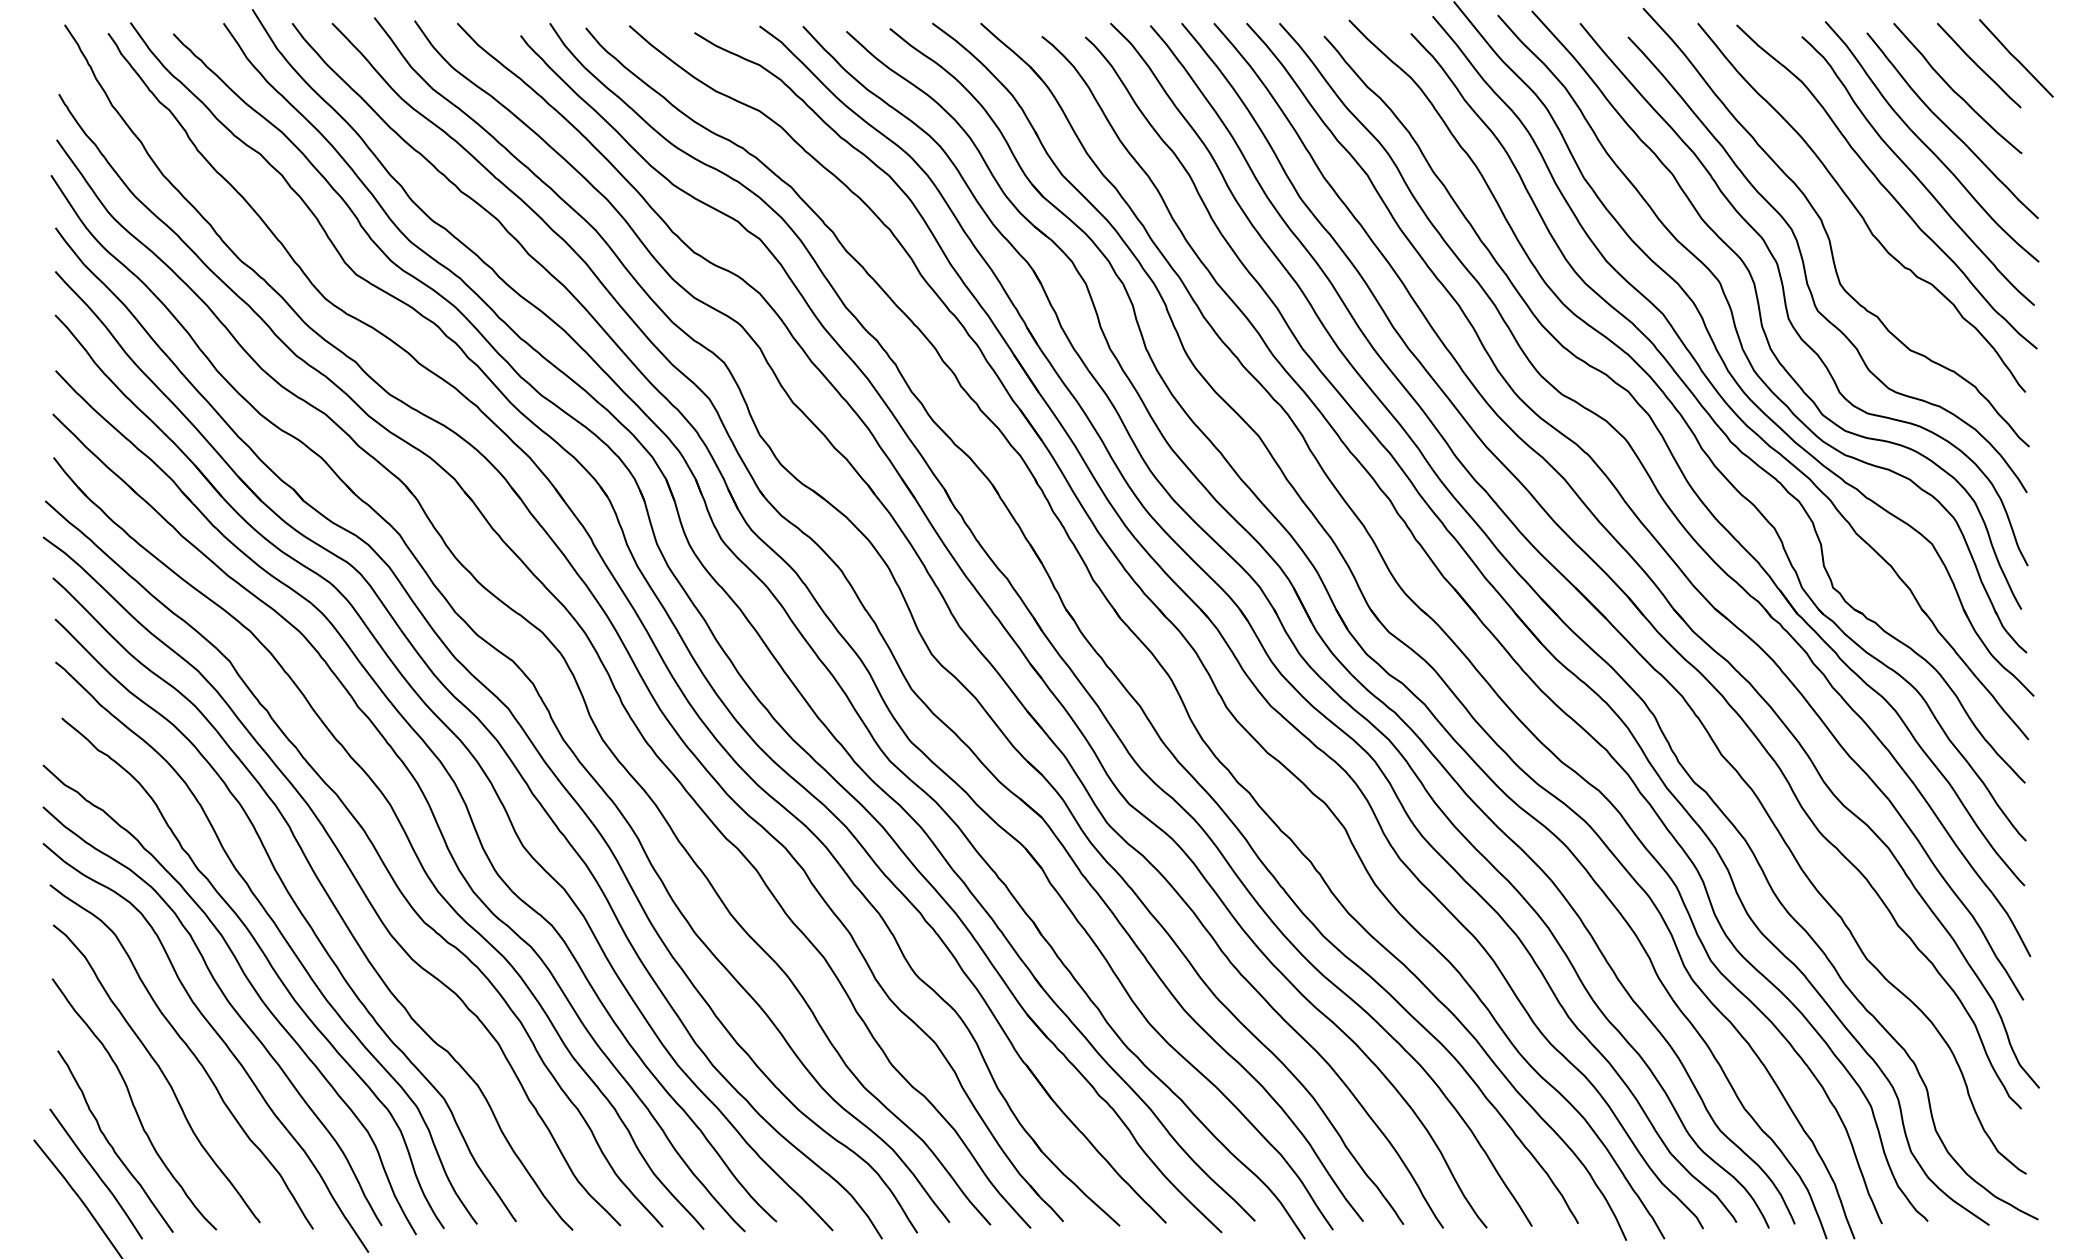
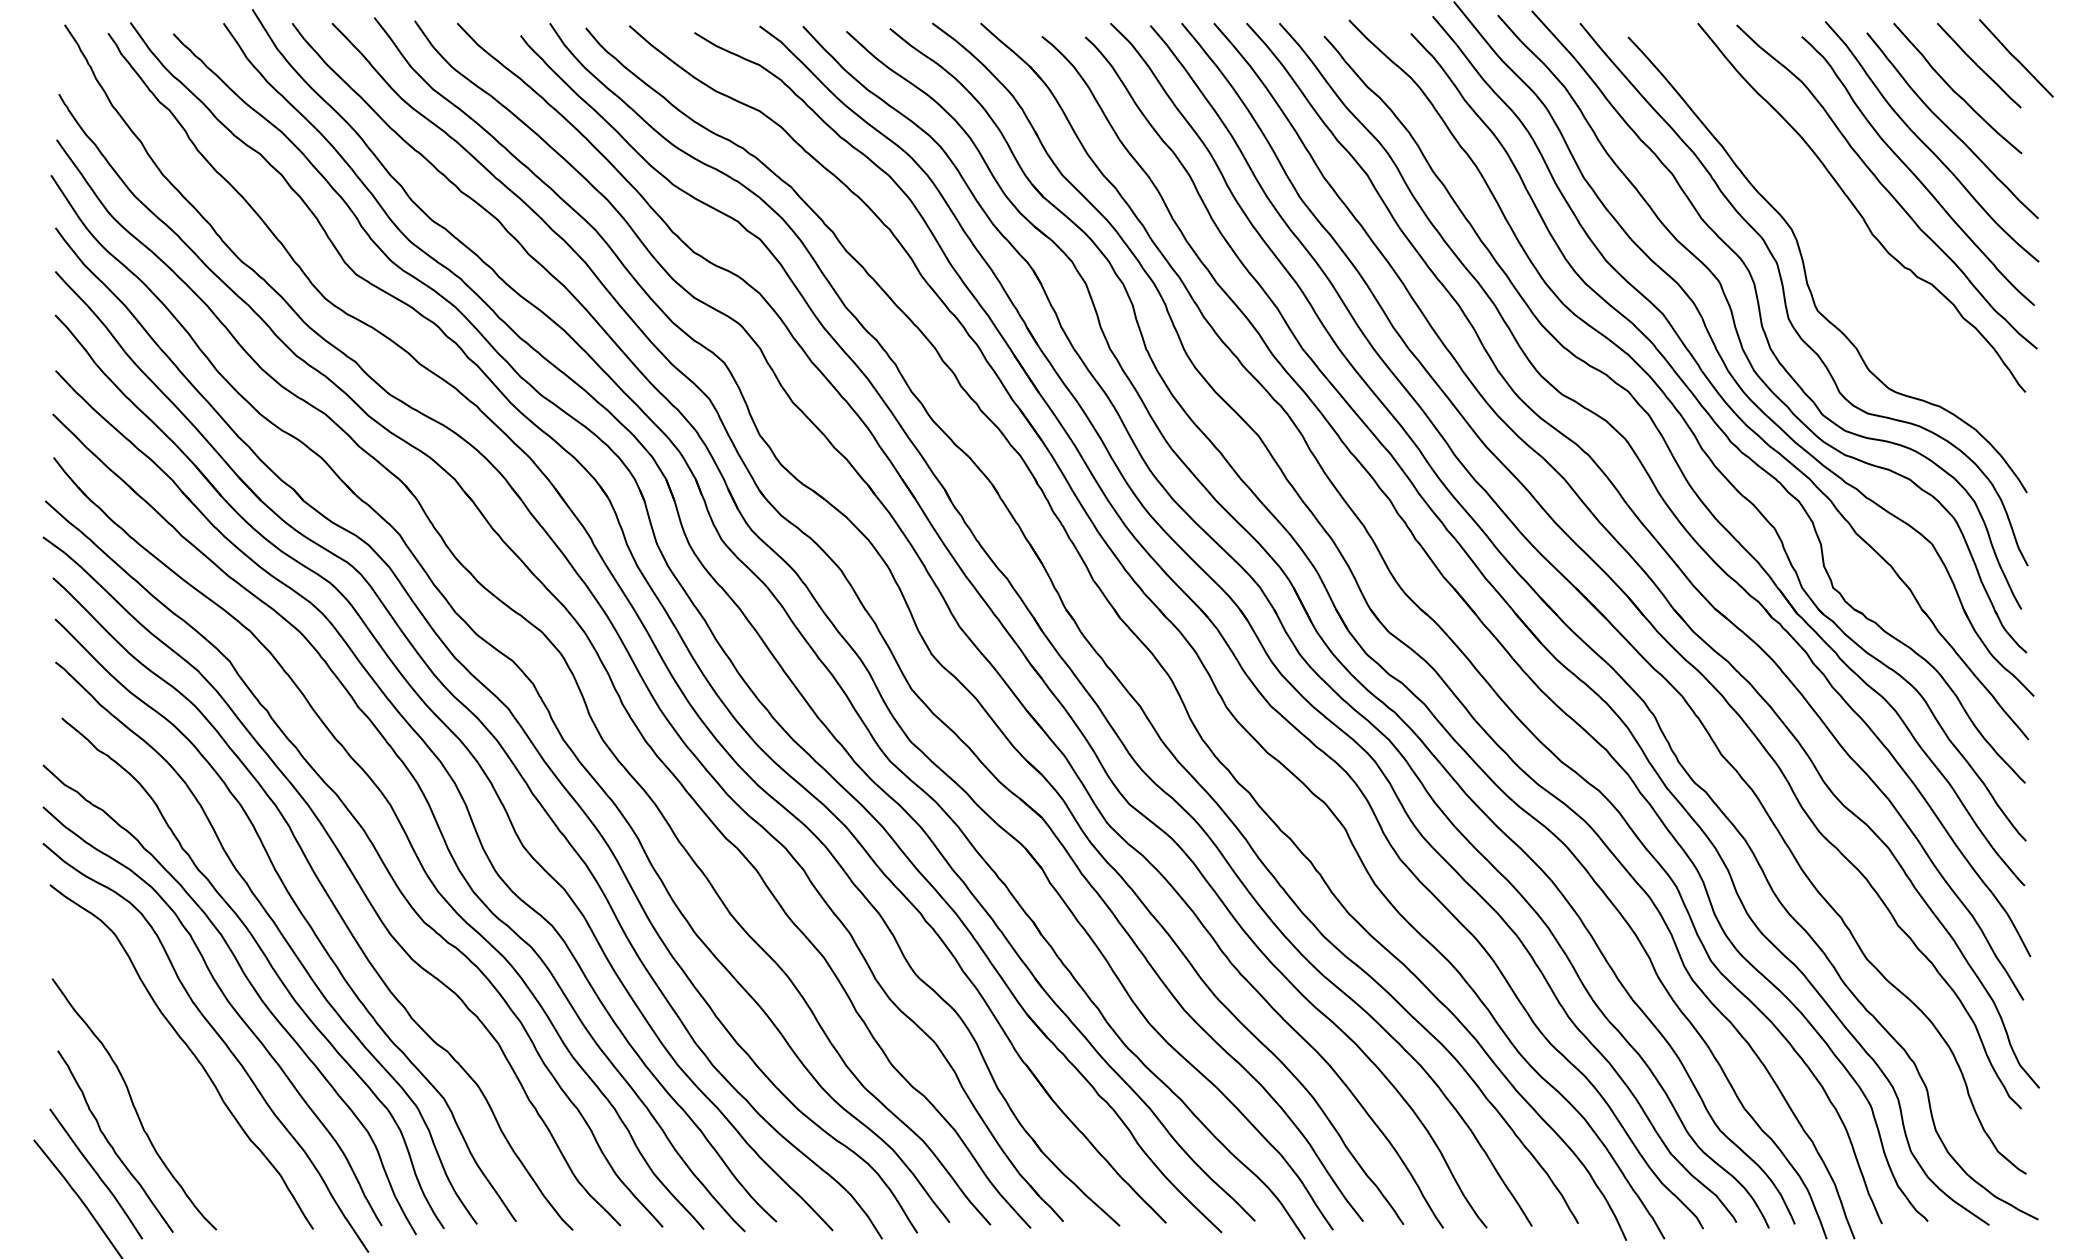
curve: present -> none (1827, 232)
curve: present -> none (160, 1071)
